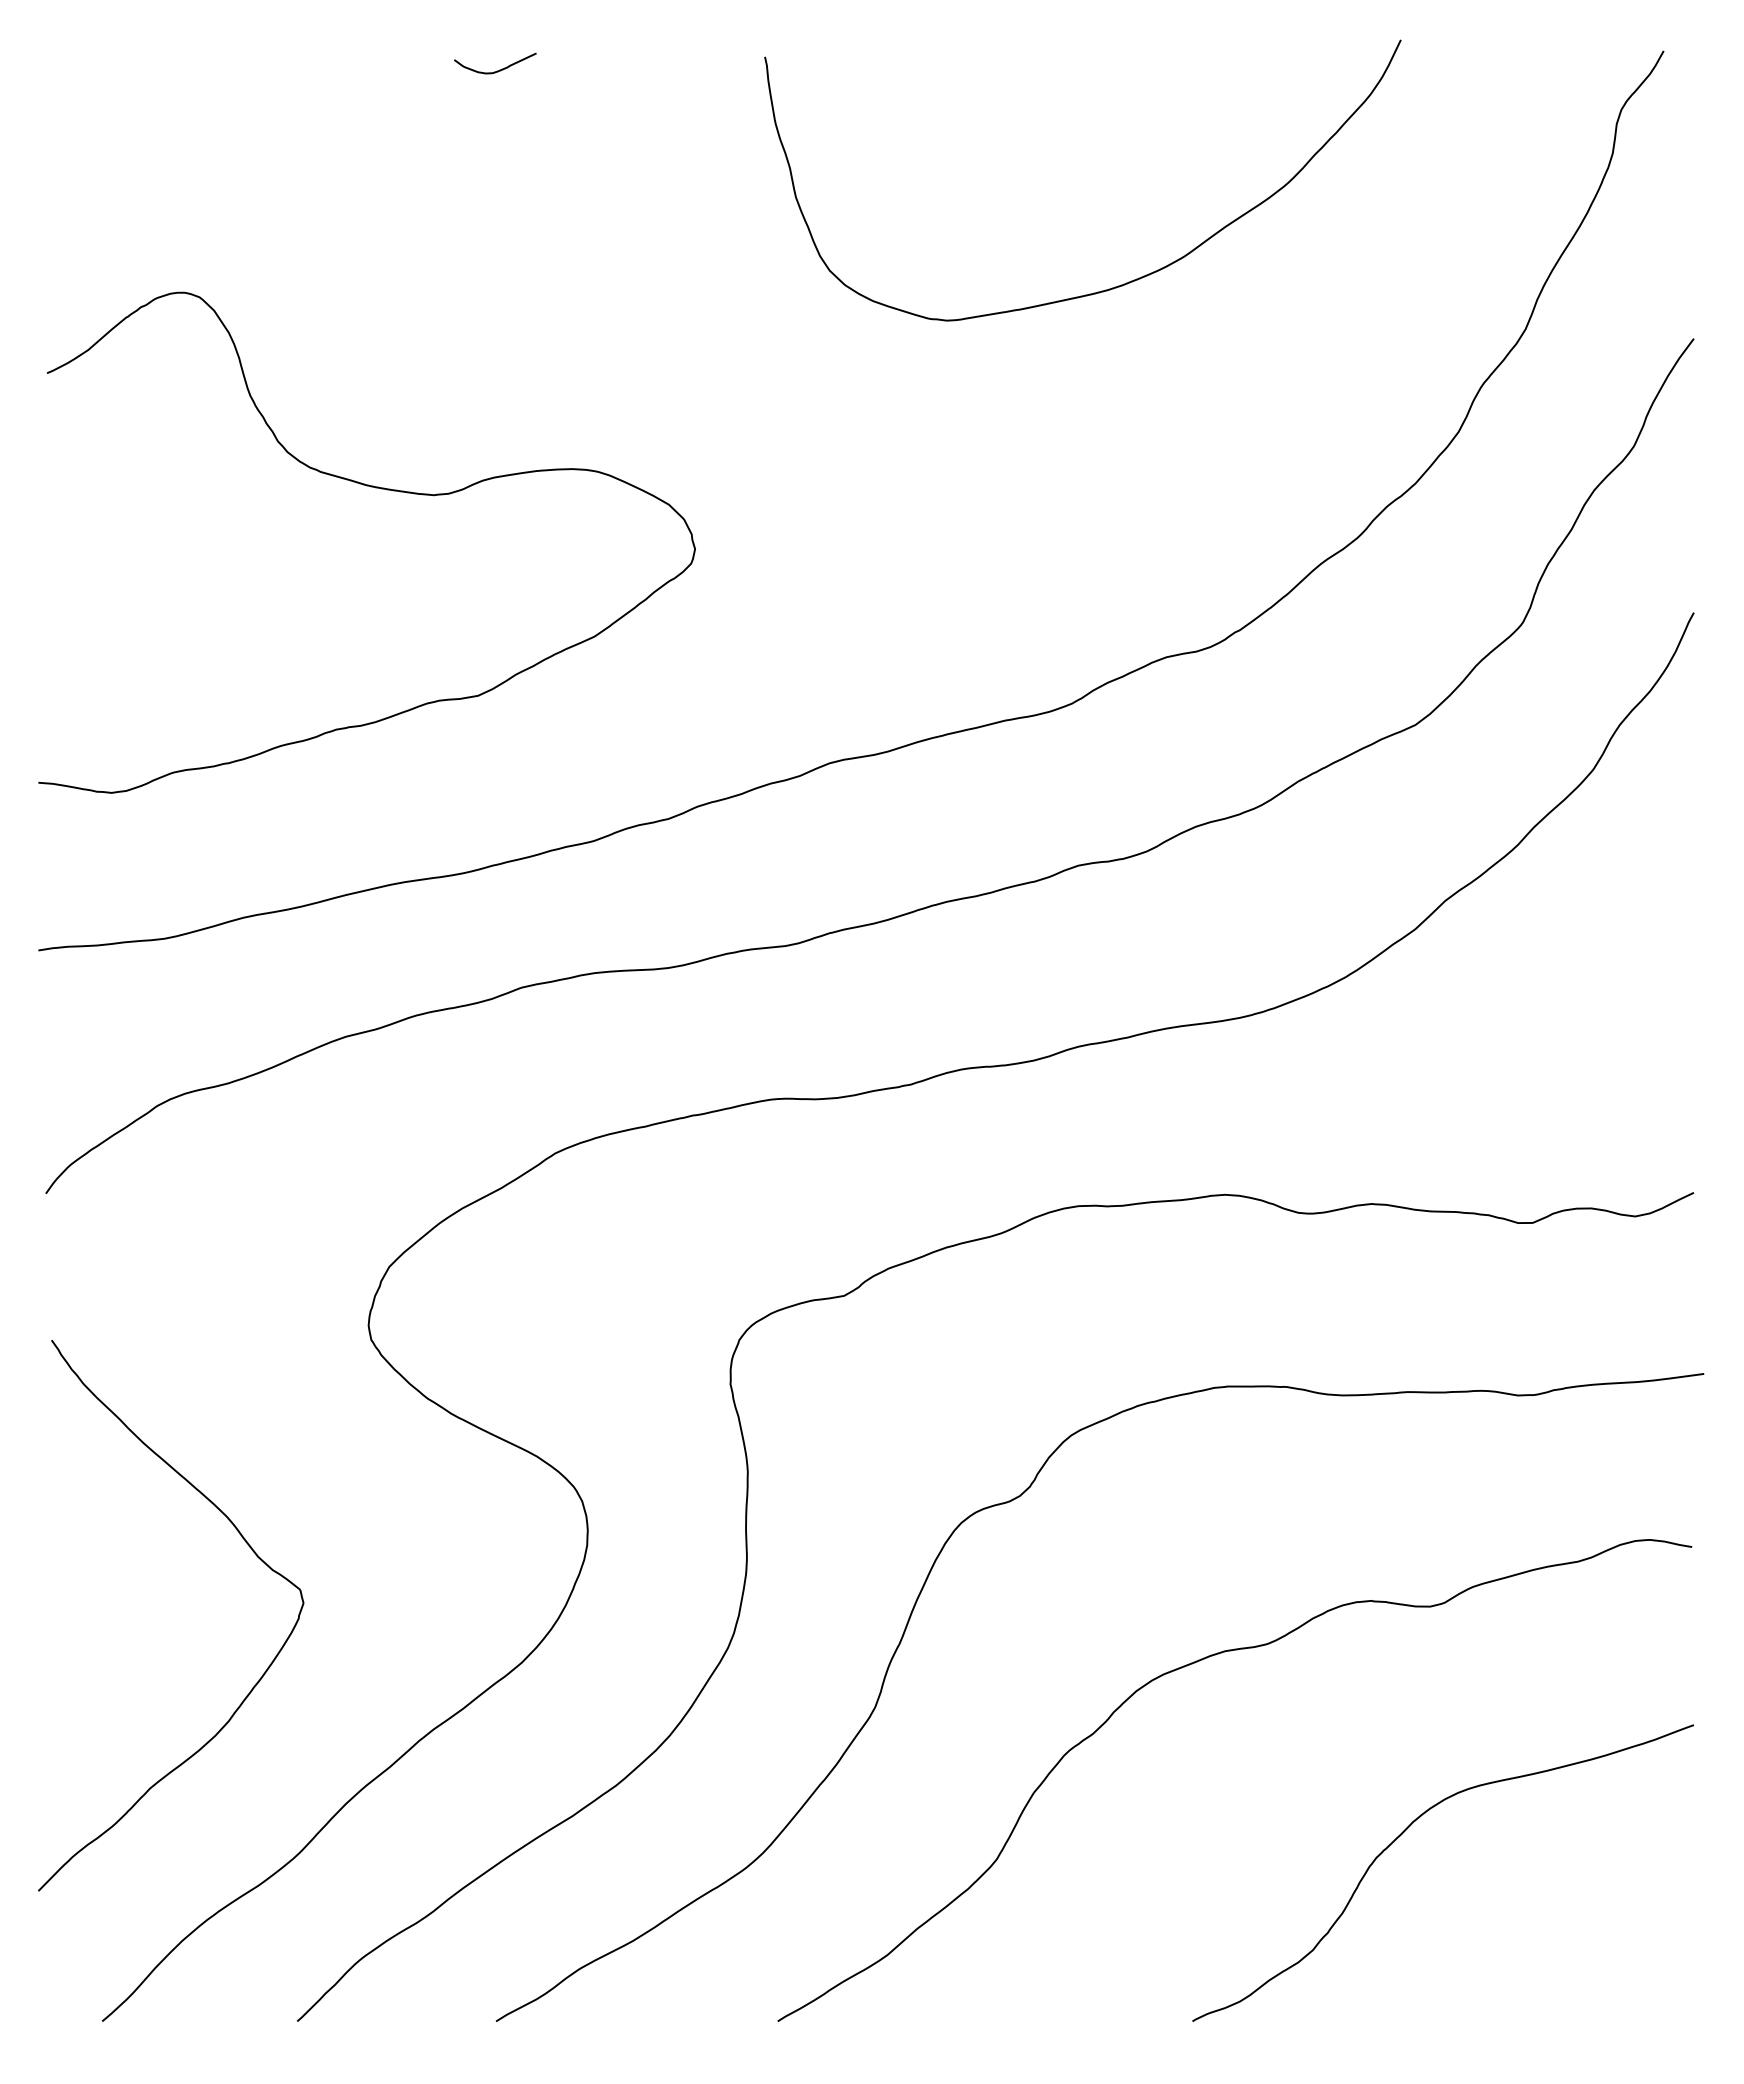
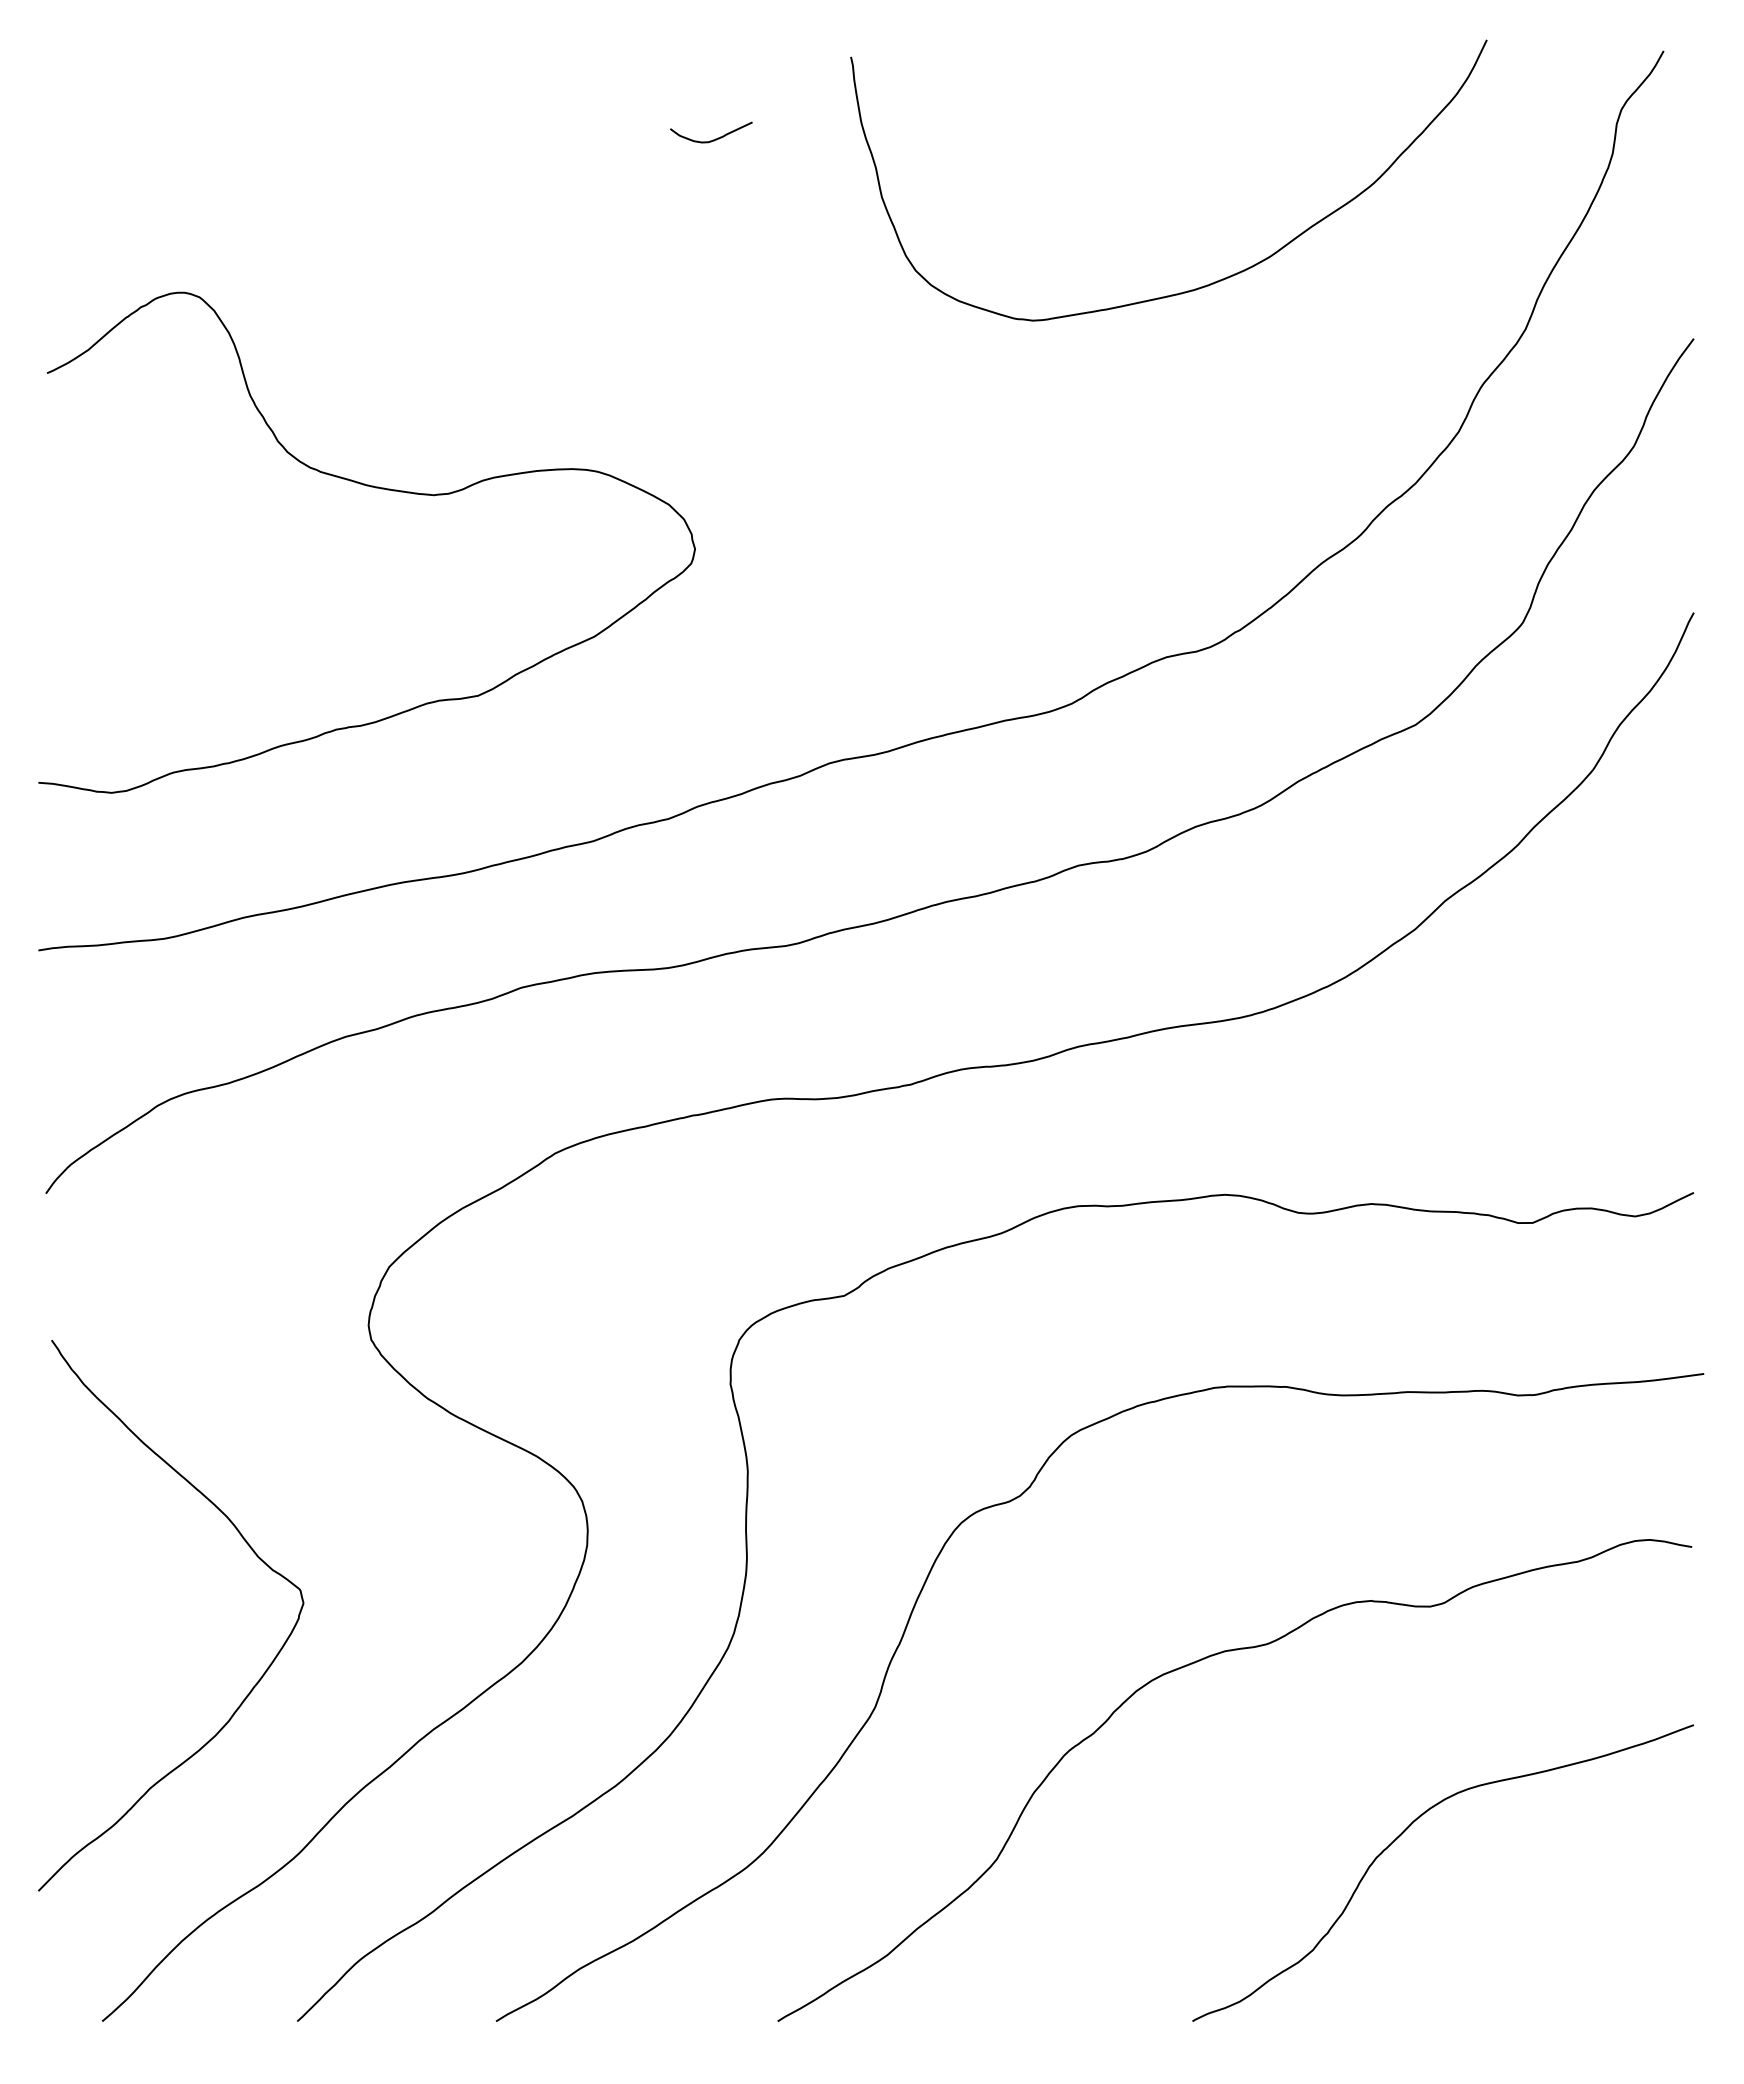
curve position: (499, 69) -> (715, 138) (715, 138)
curve position: (1123, 283) -> (1209, 283) (1209, 283)
